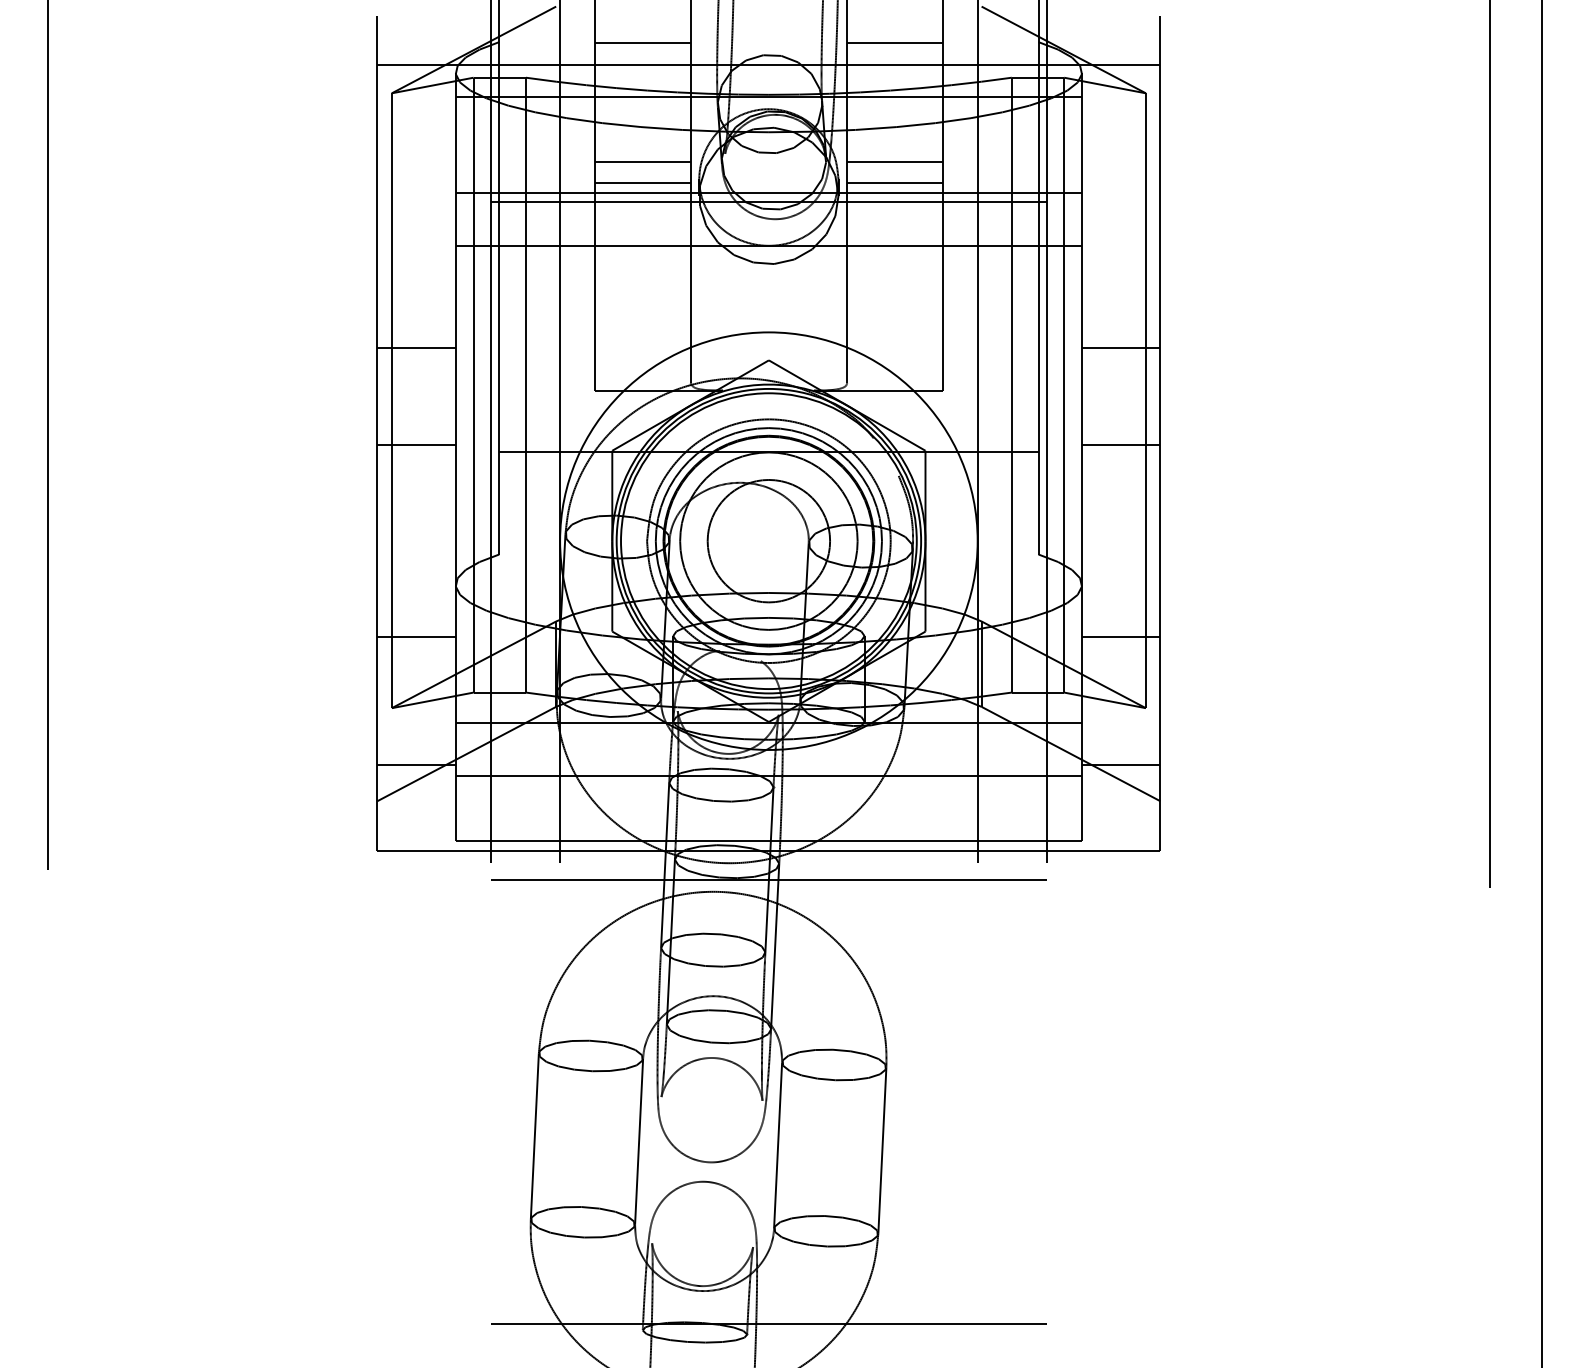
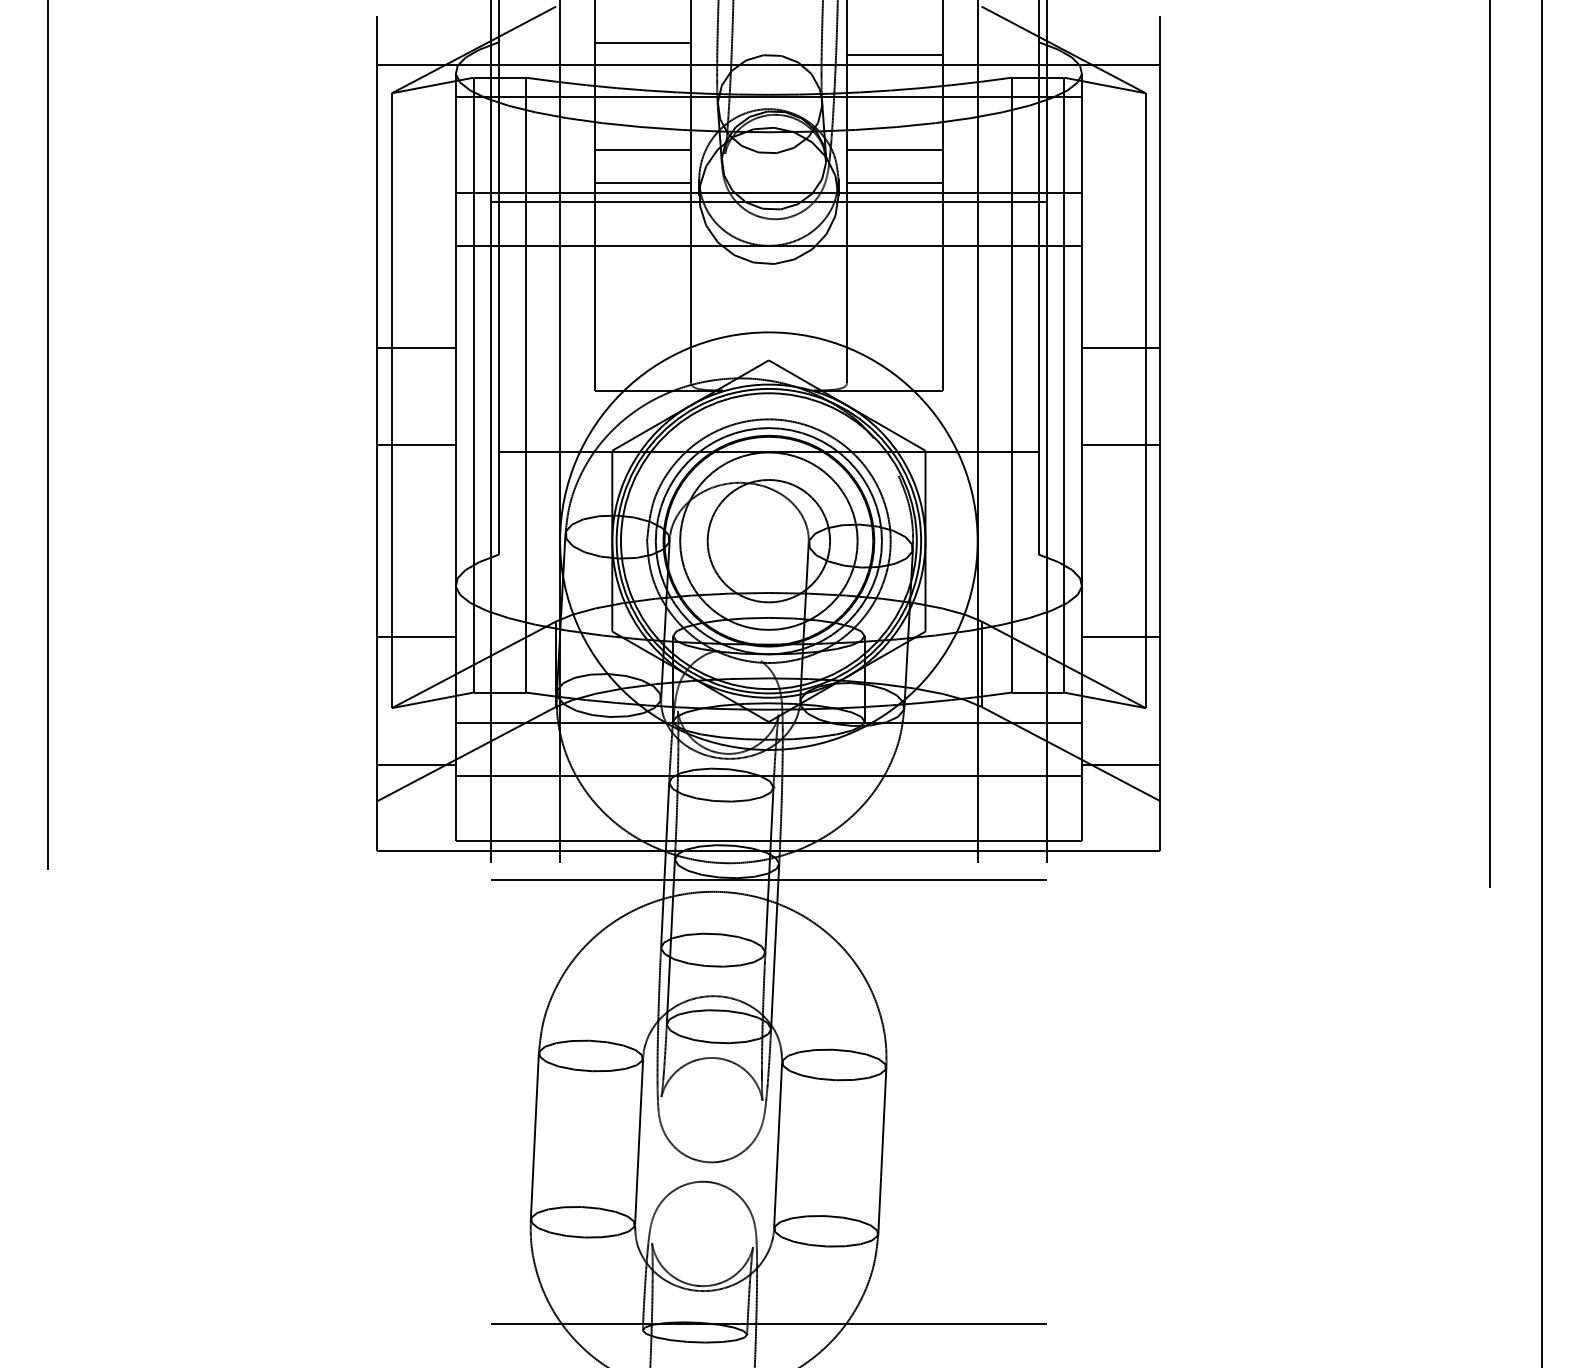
line position: (894, 43) -> (894, 55) (894, 55)
line position: (642, 162) -> (642, 150) (642, 150)
line position: (894, 162) -> (894, 150) (894, 150)
